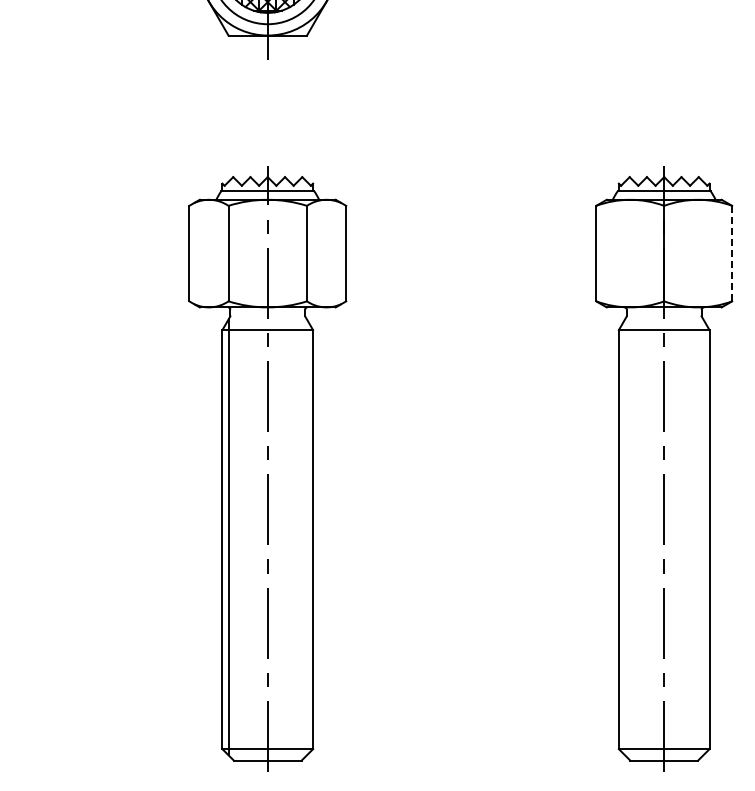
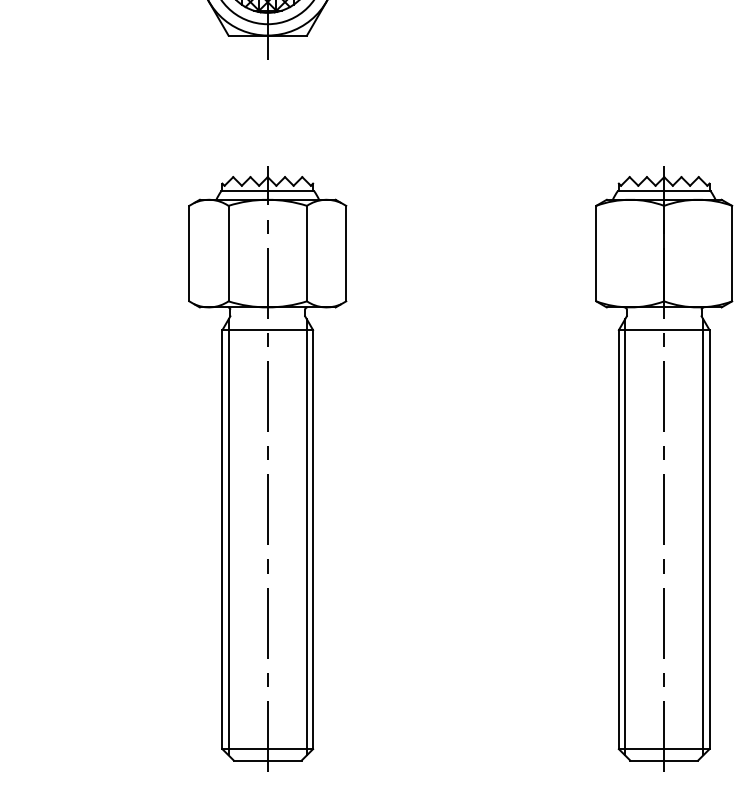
line: dashed -> solid (732, 253)
line: none -> present (306, 537)
line: none -> present (625, 537)
line: none -> present (703, 537)
